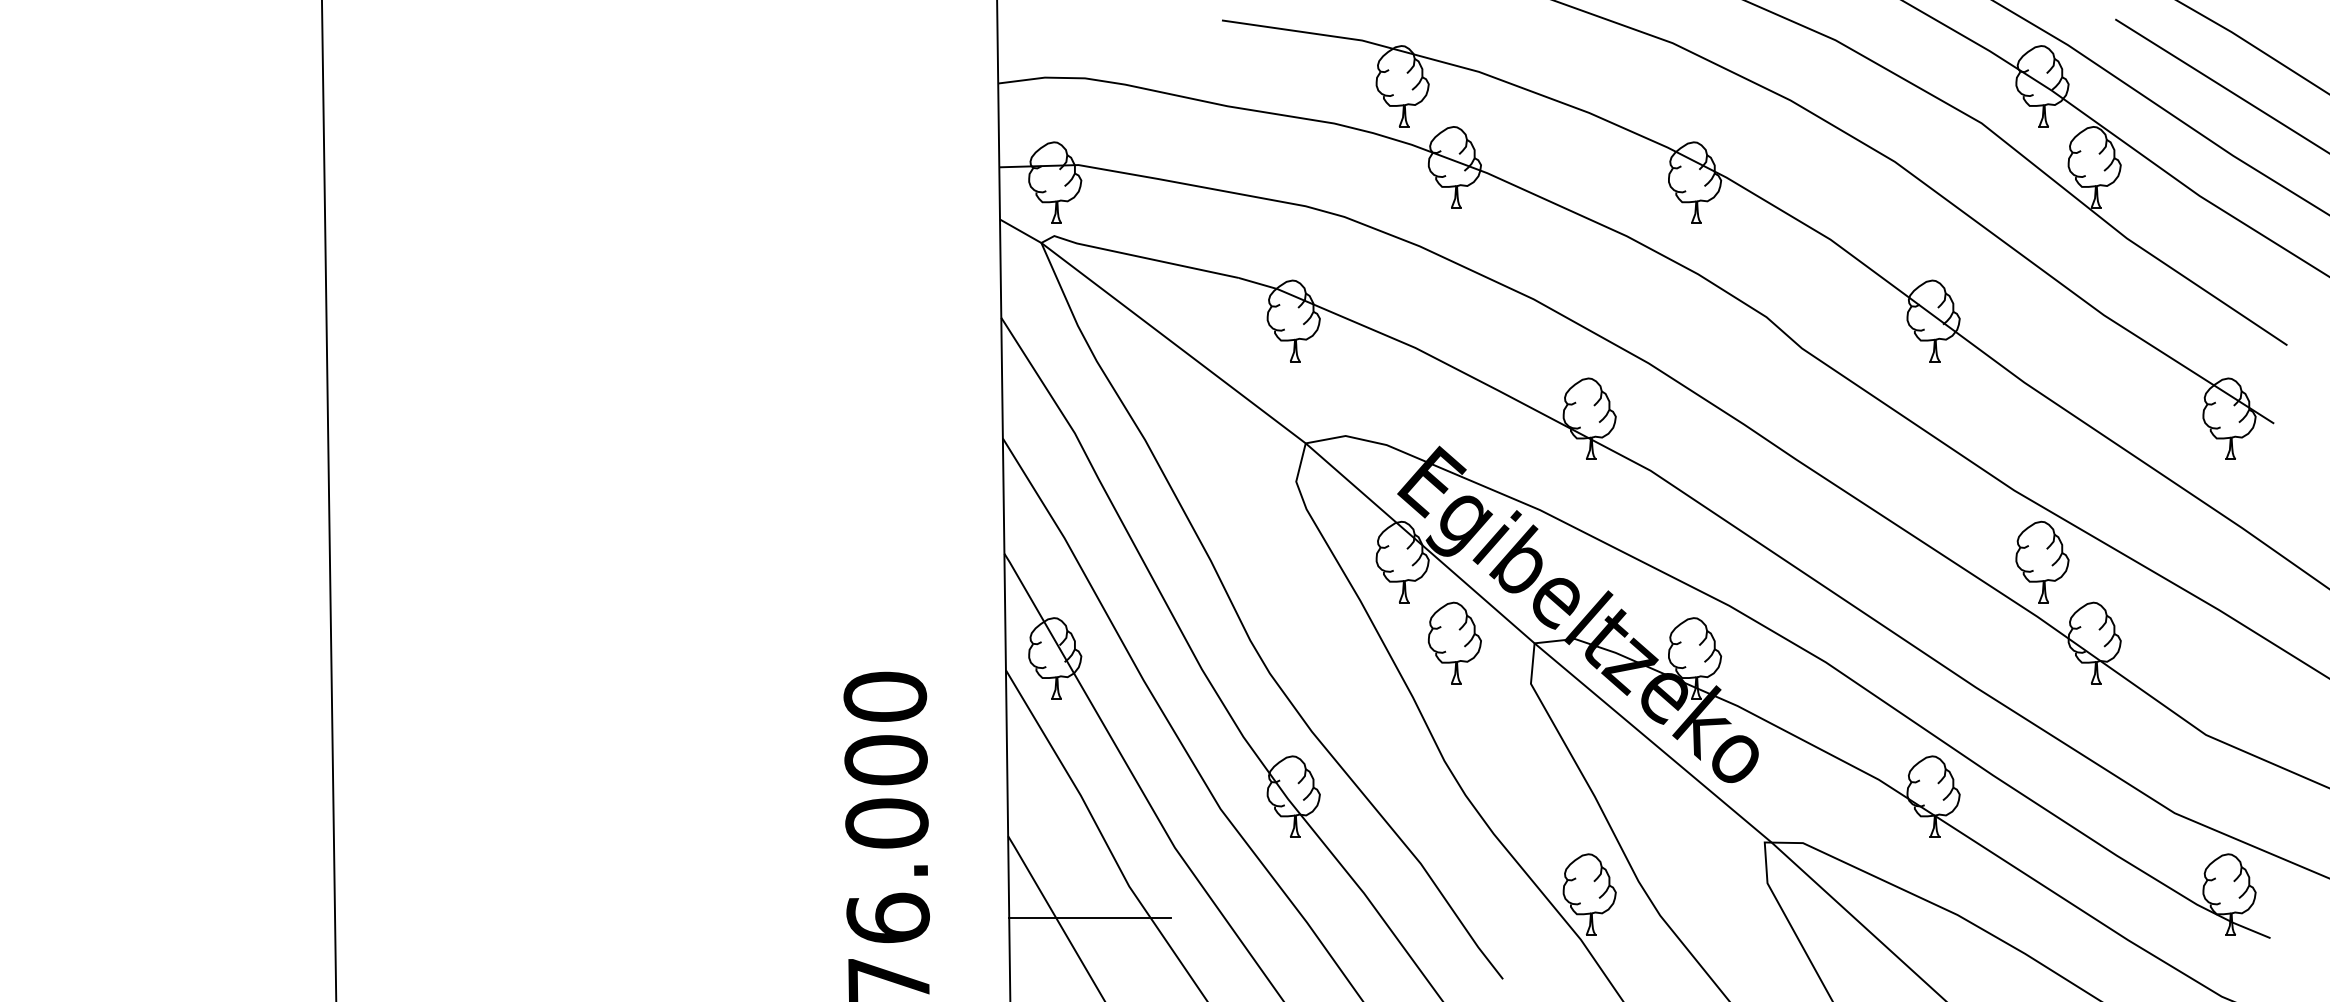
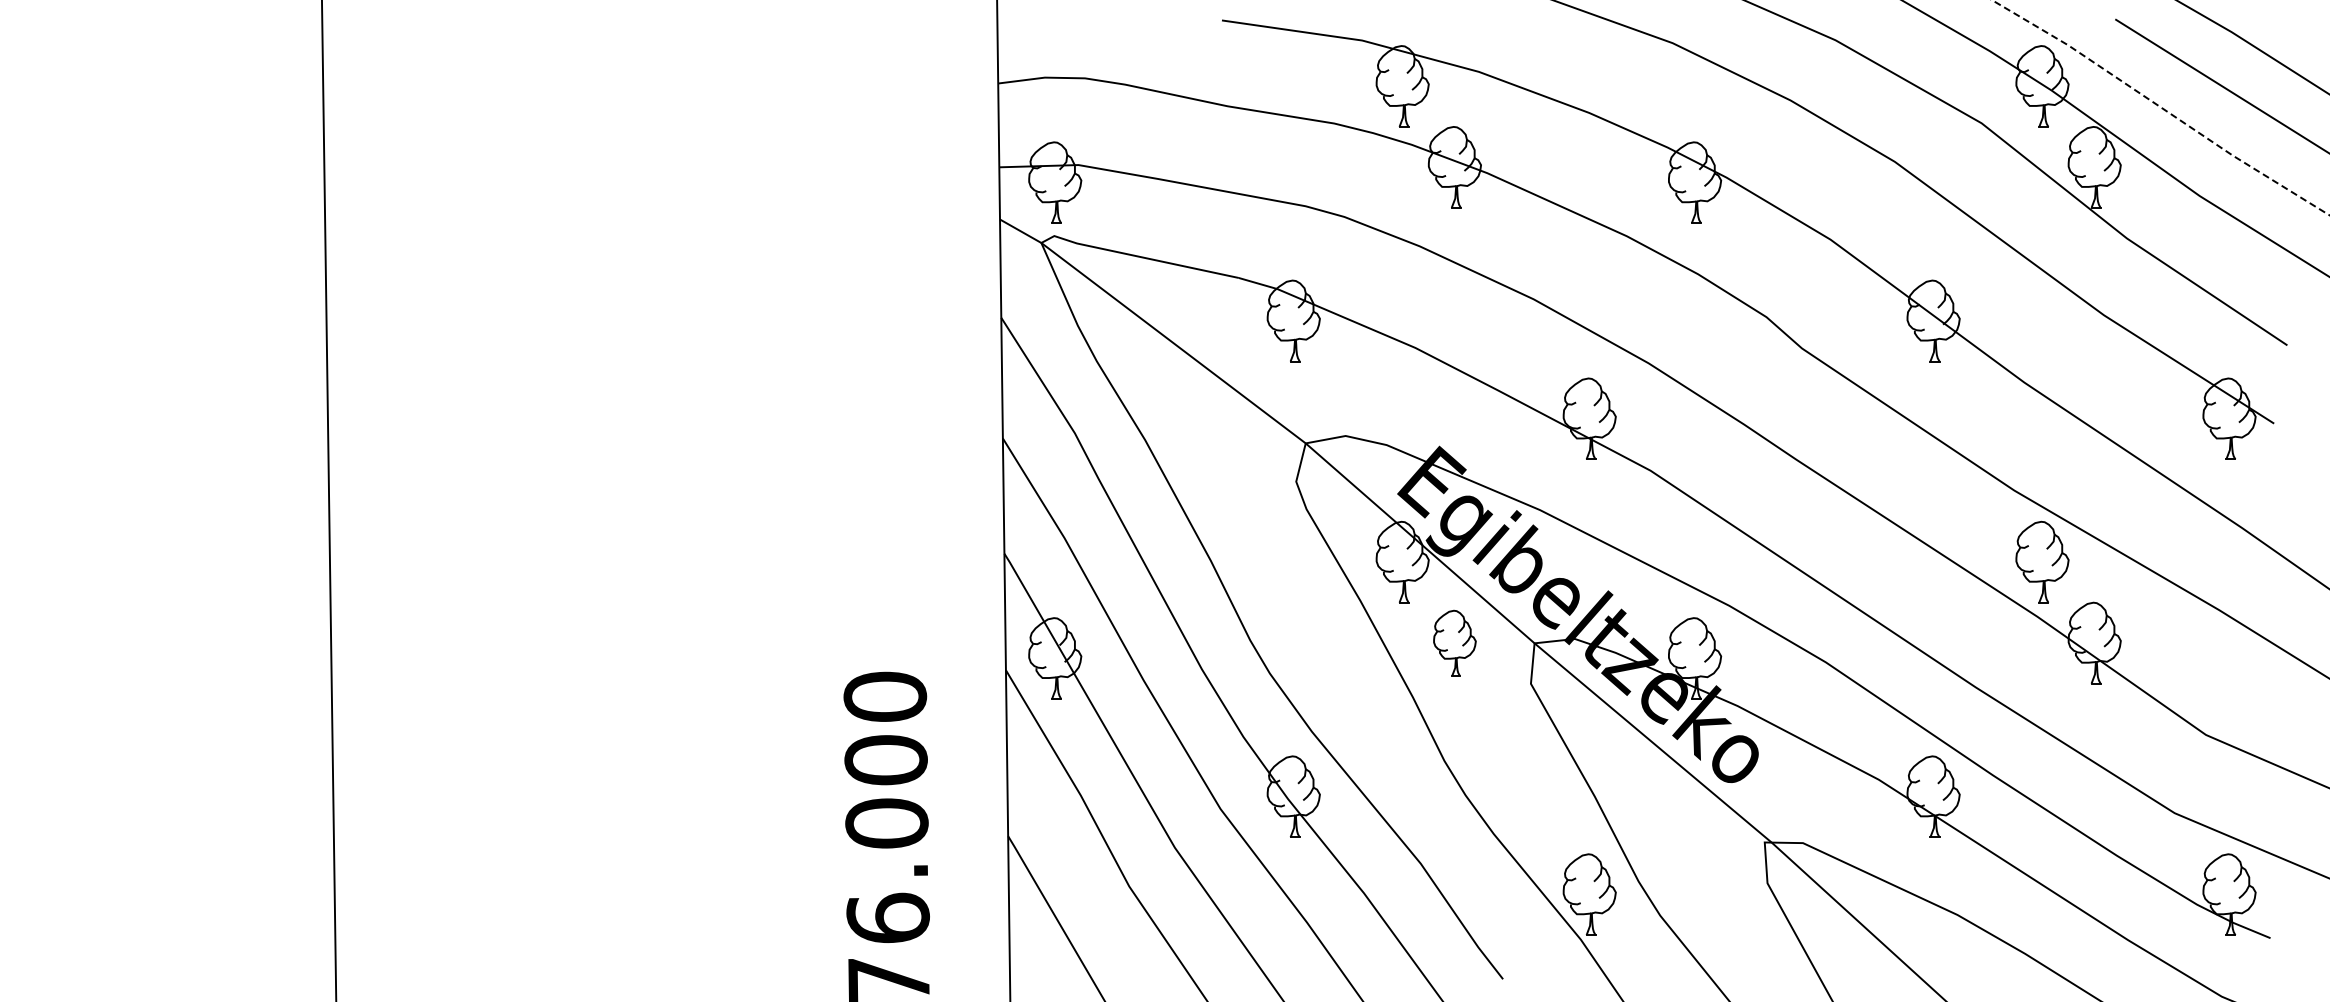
line: solid -> dashed (2160, 107)
part size: 54x84 px -> 44x68 px (1454, 642)
line: present -> none (1089, 917)
